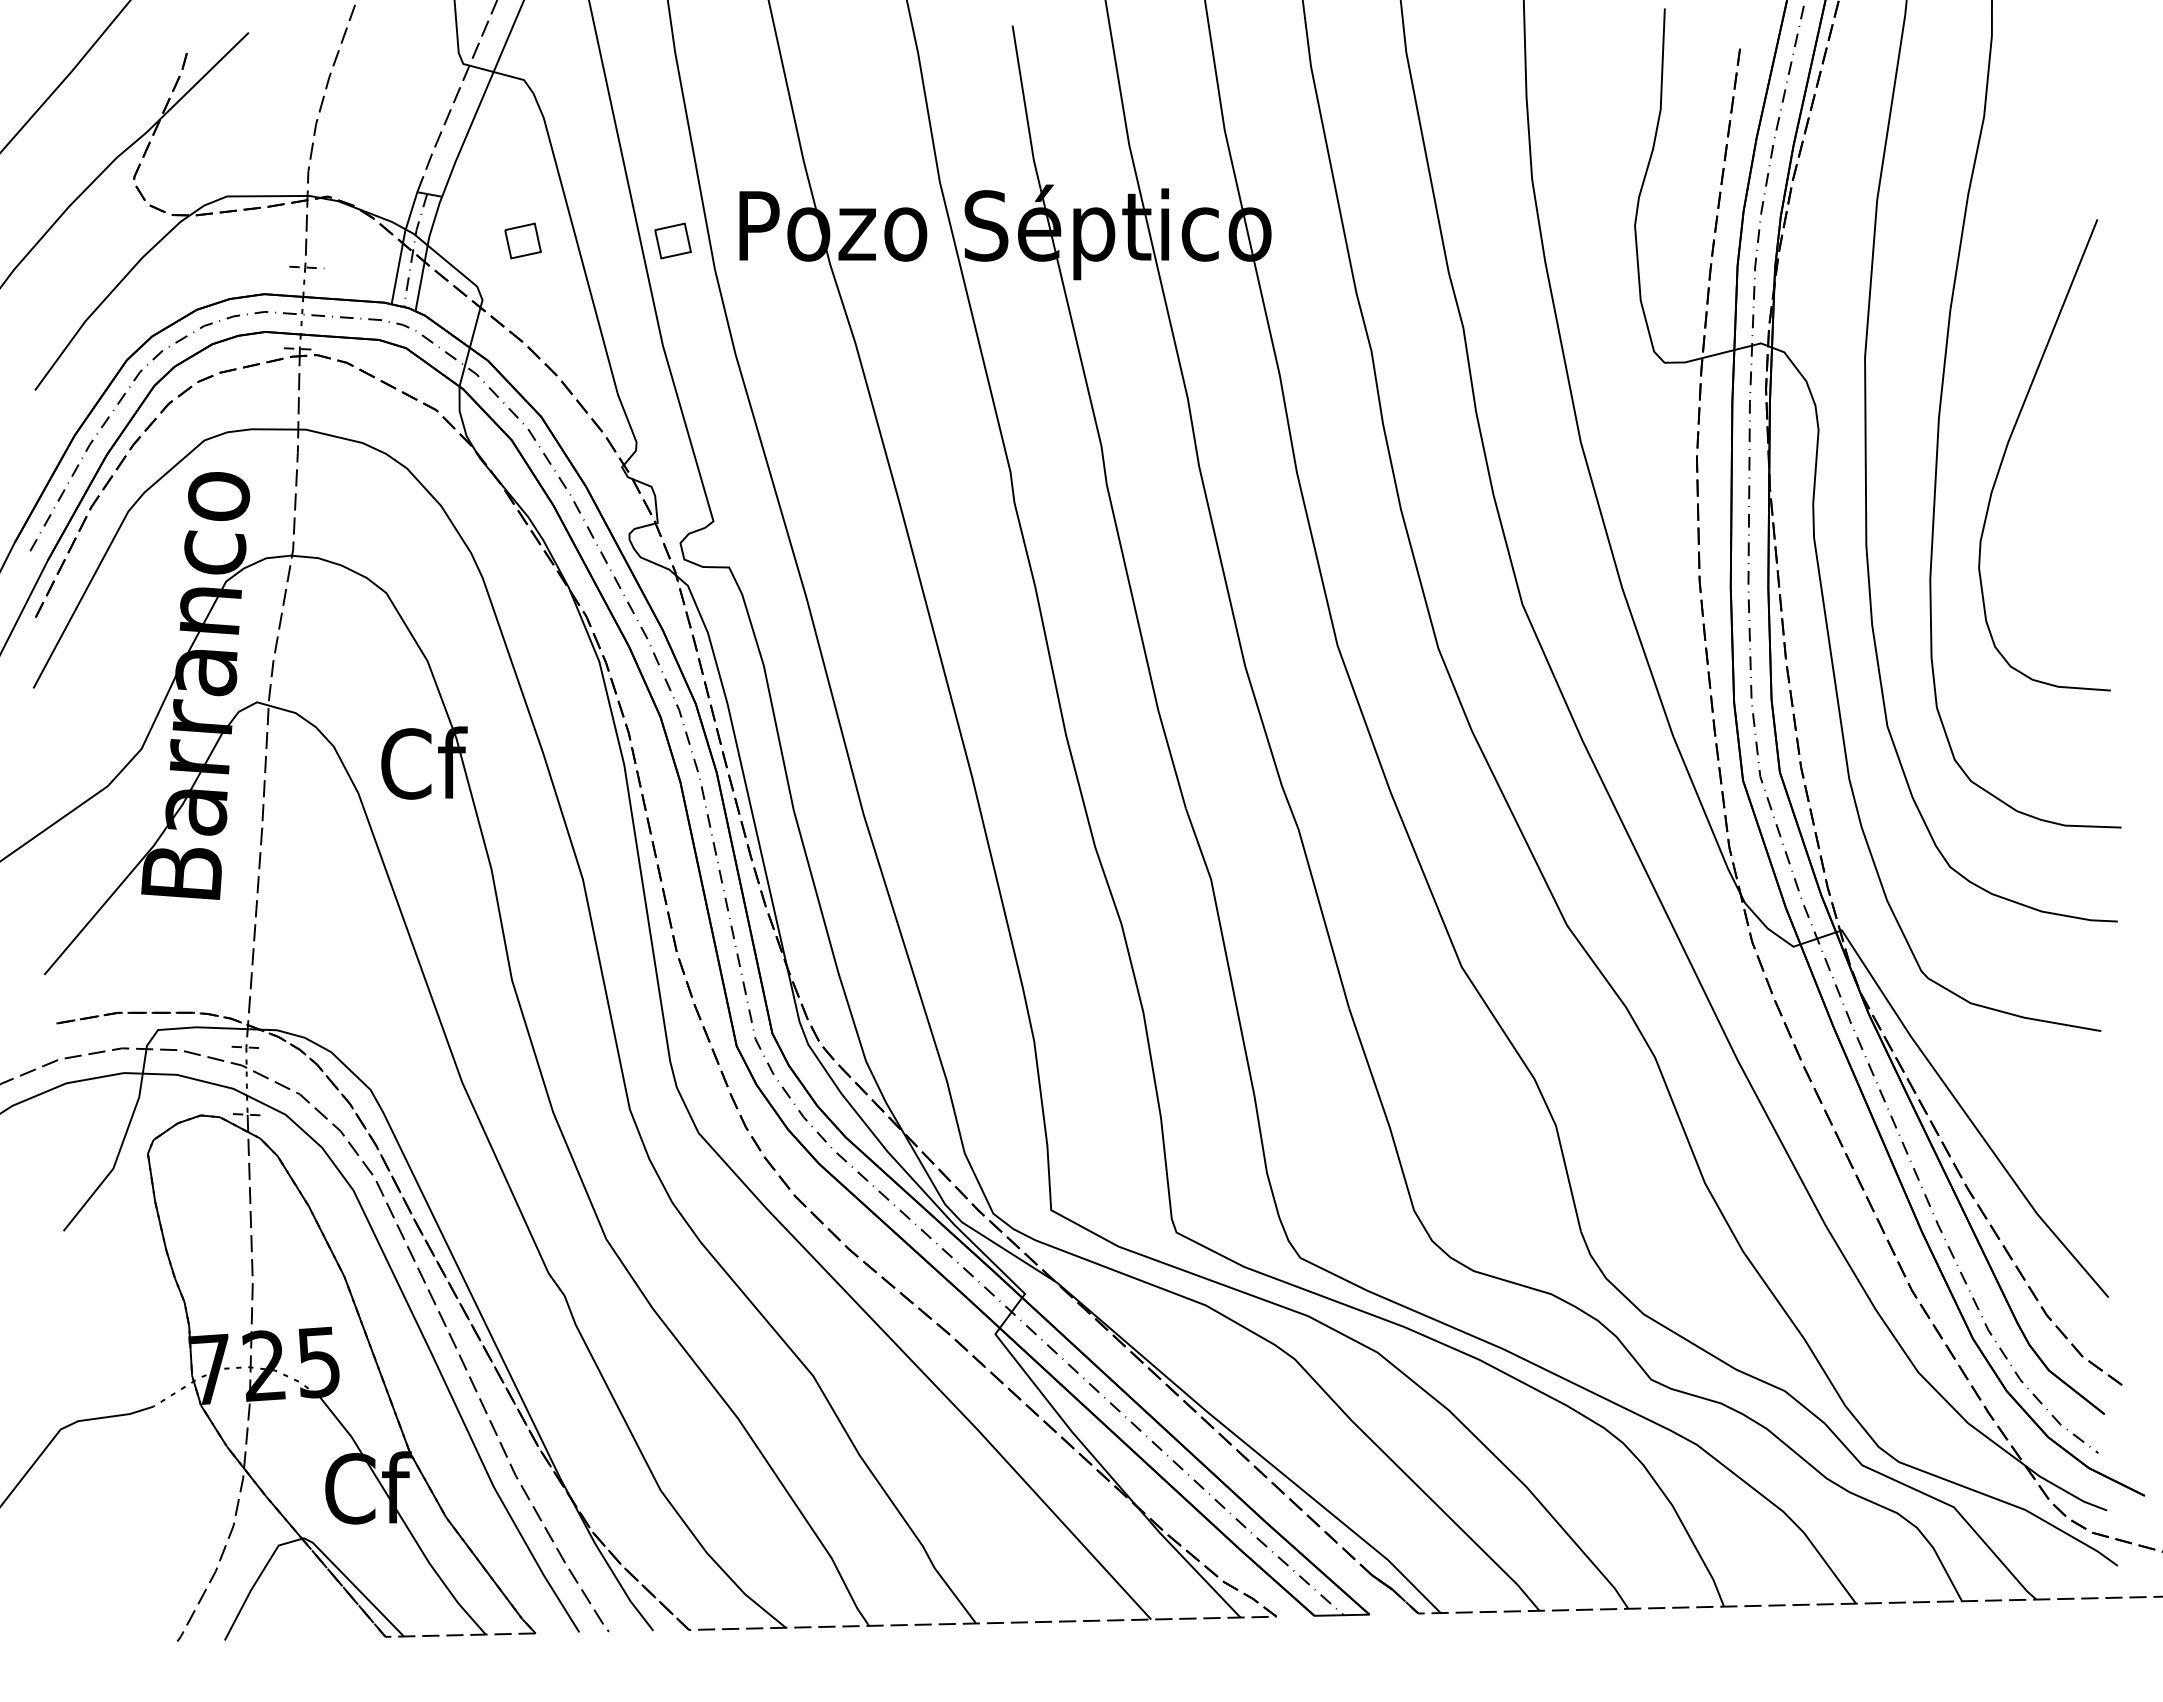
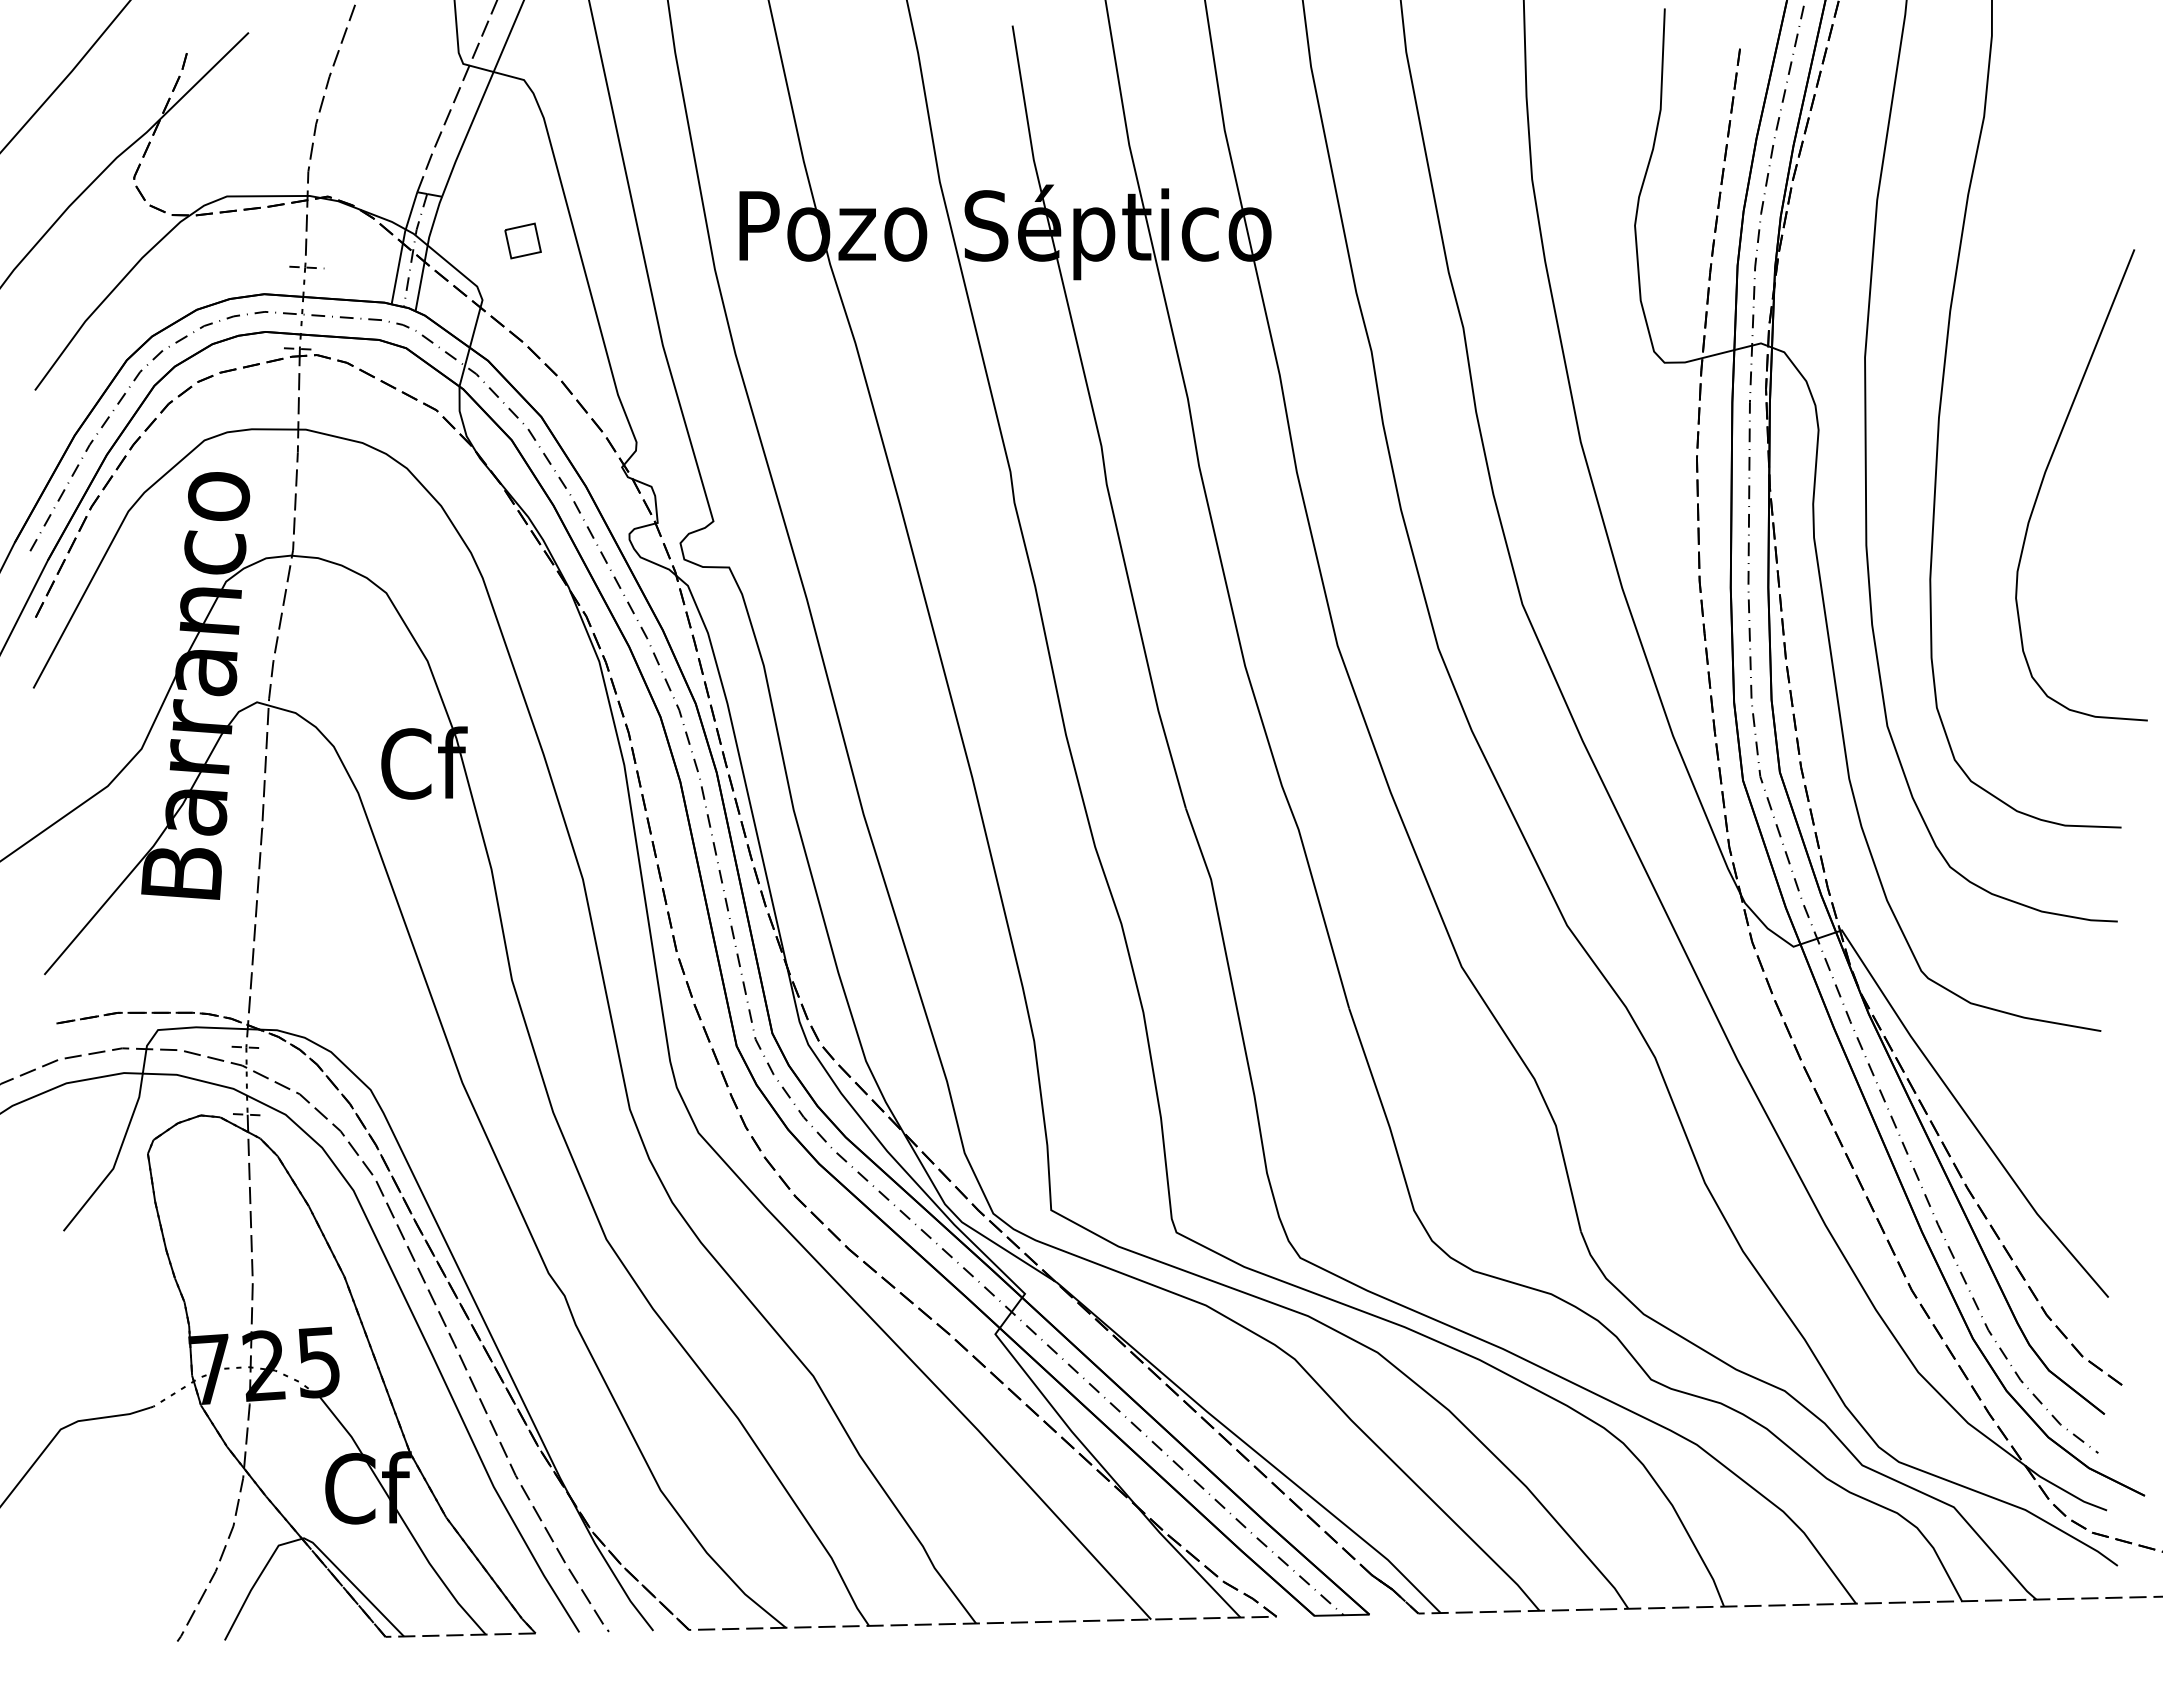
part: present -> none (672, 240)
curve position: (2009, 442) -> (2046, 472) (2046, 472)
